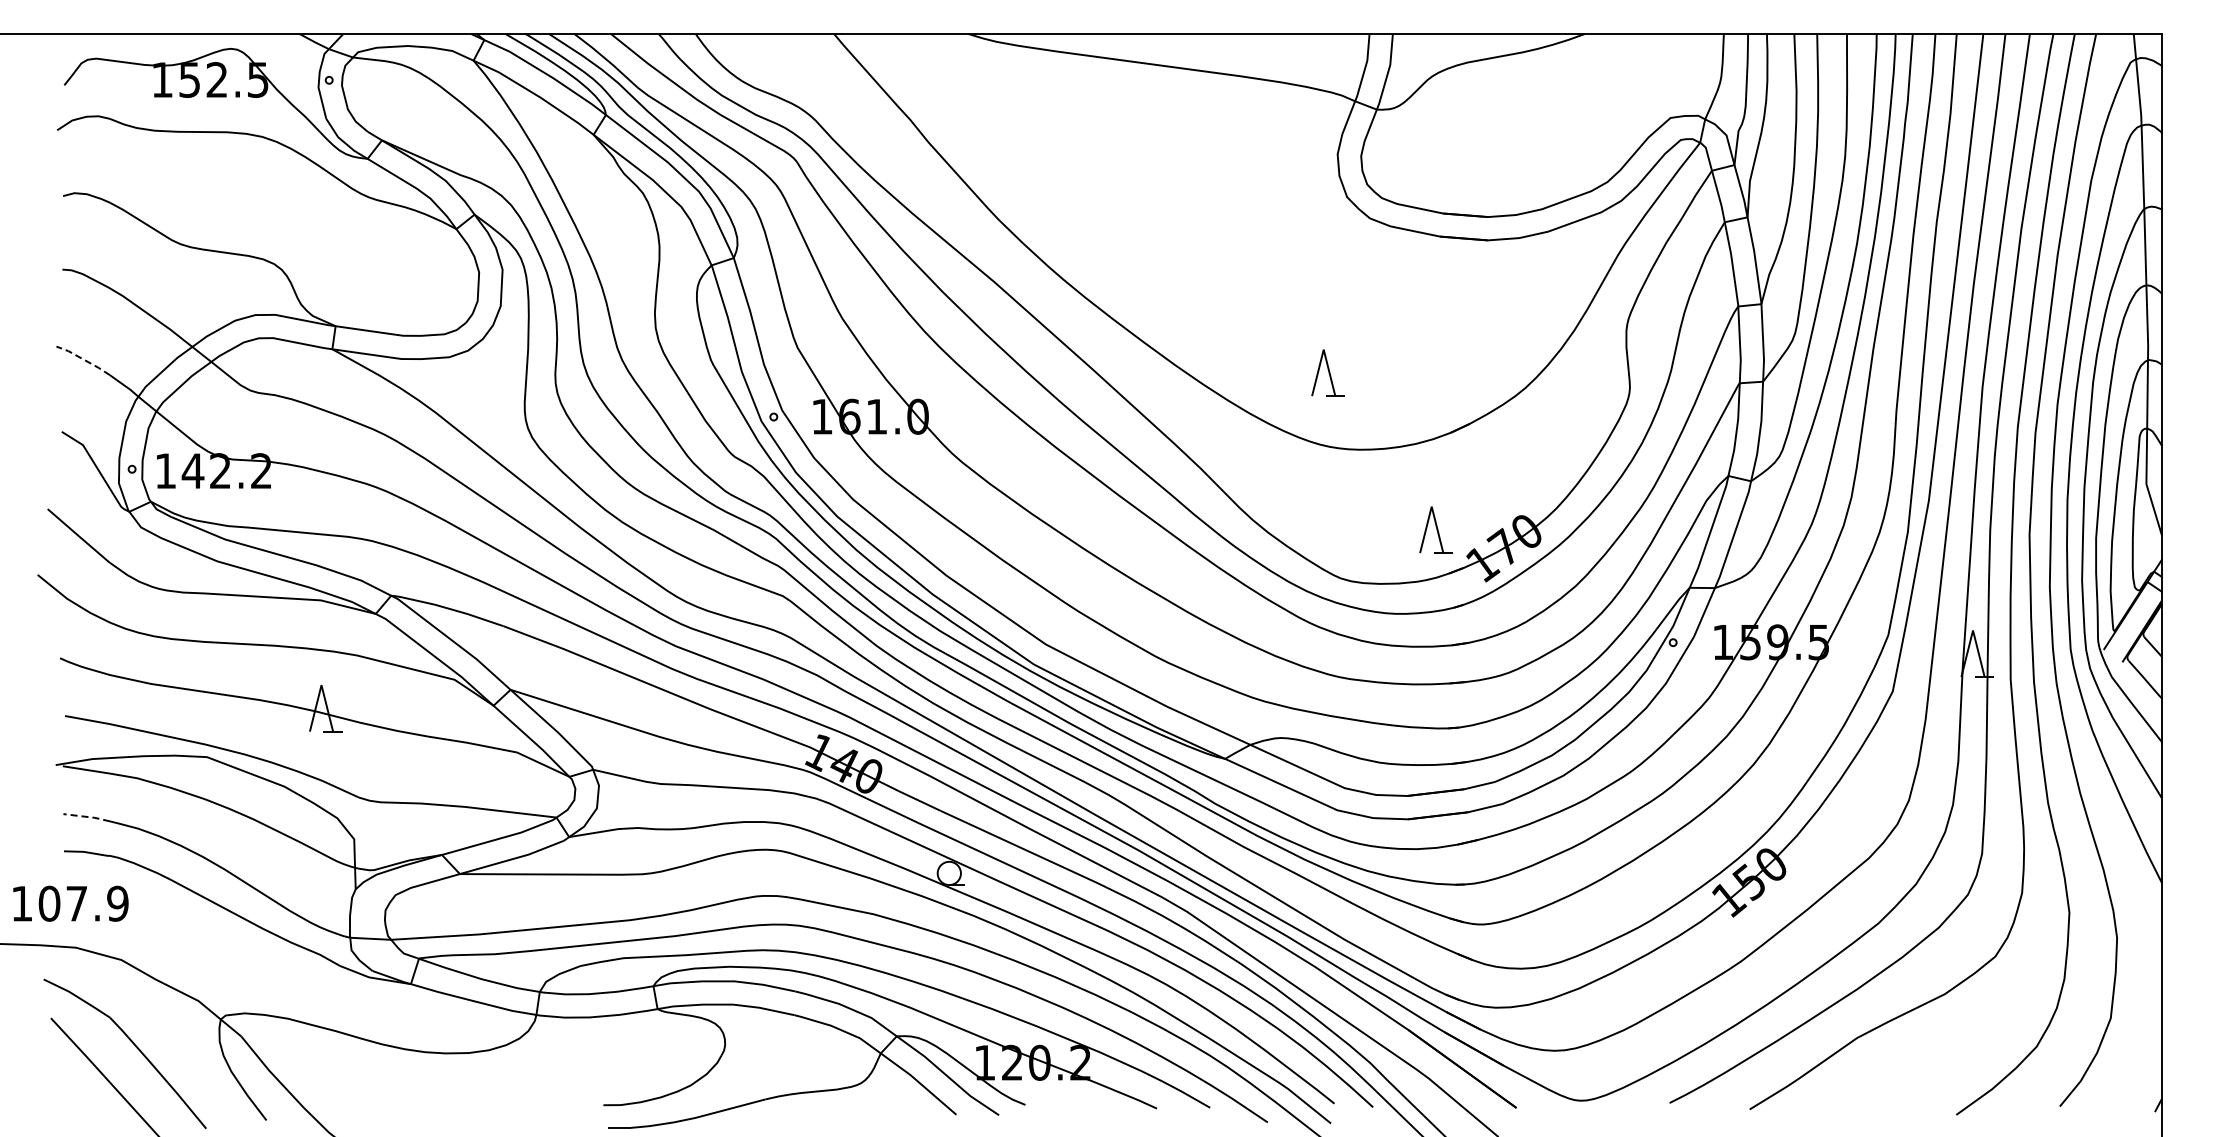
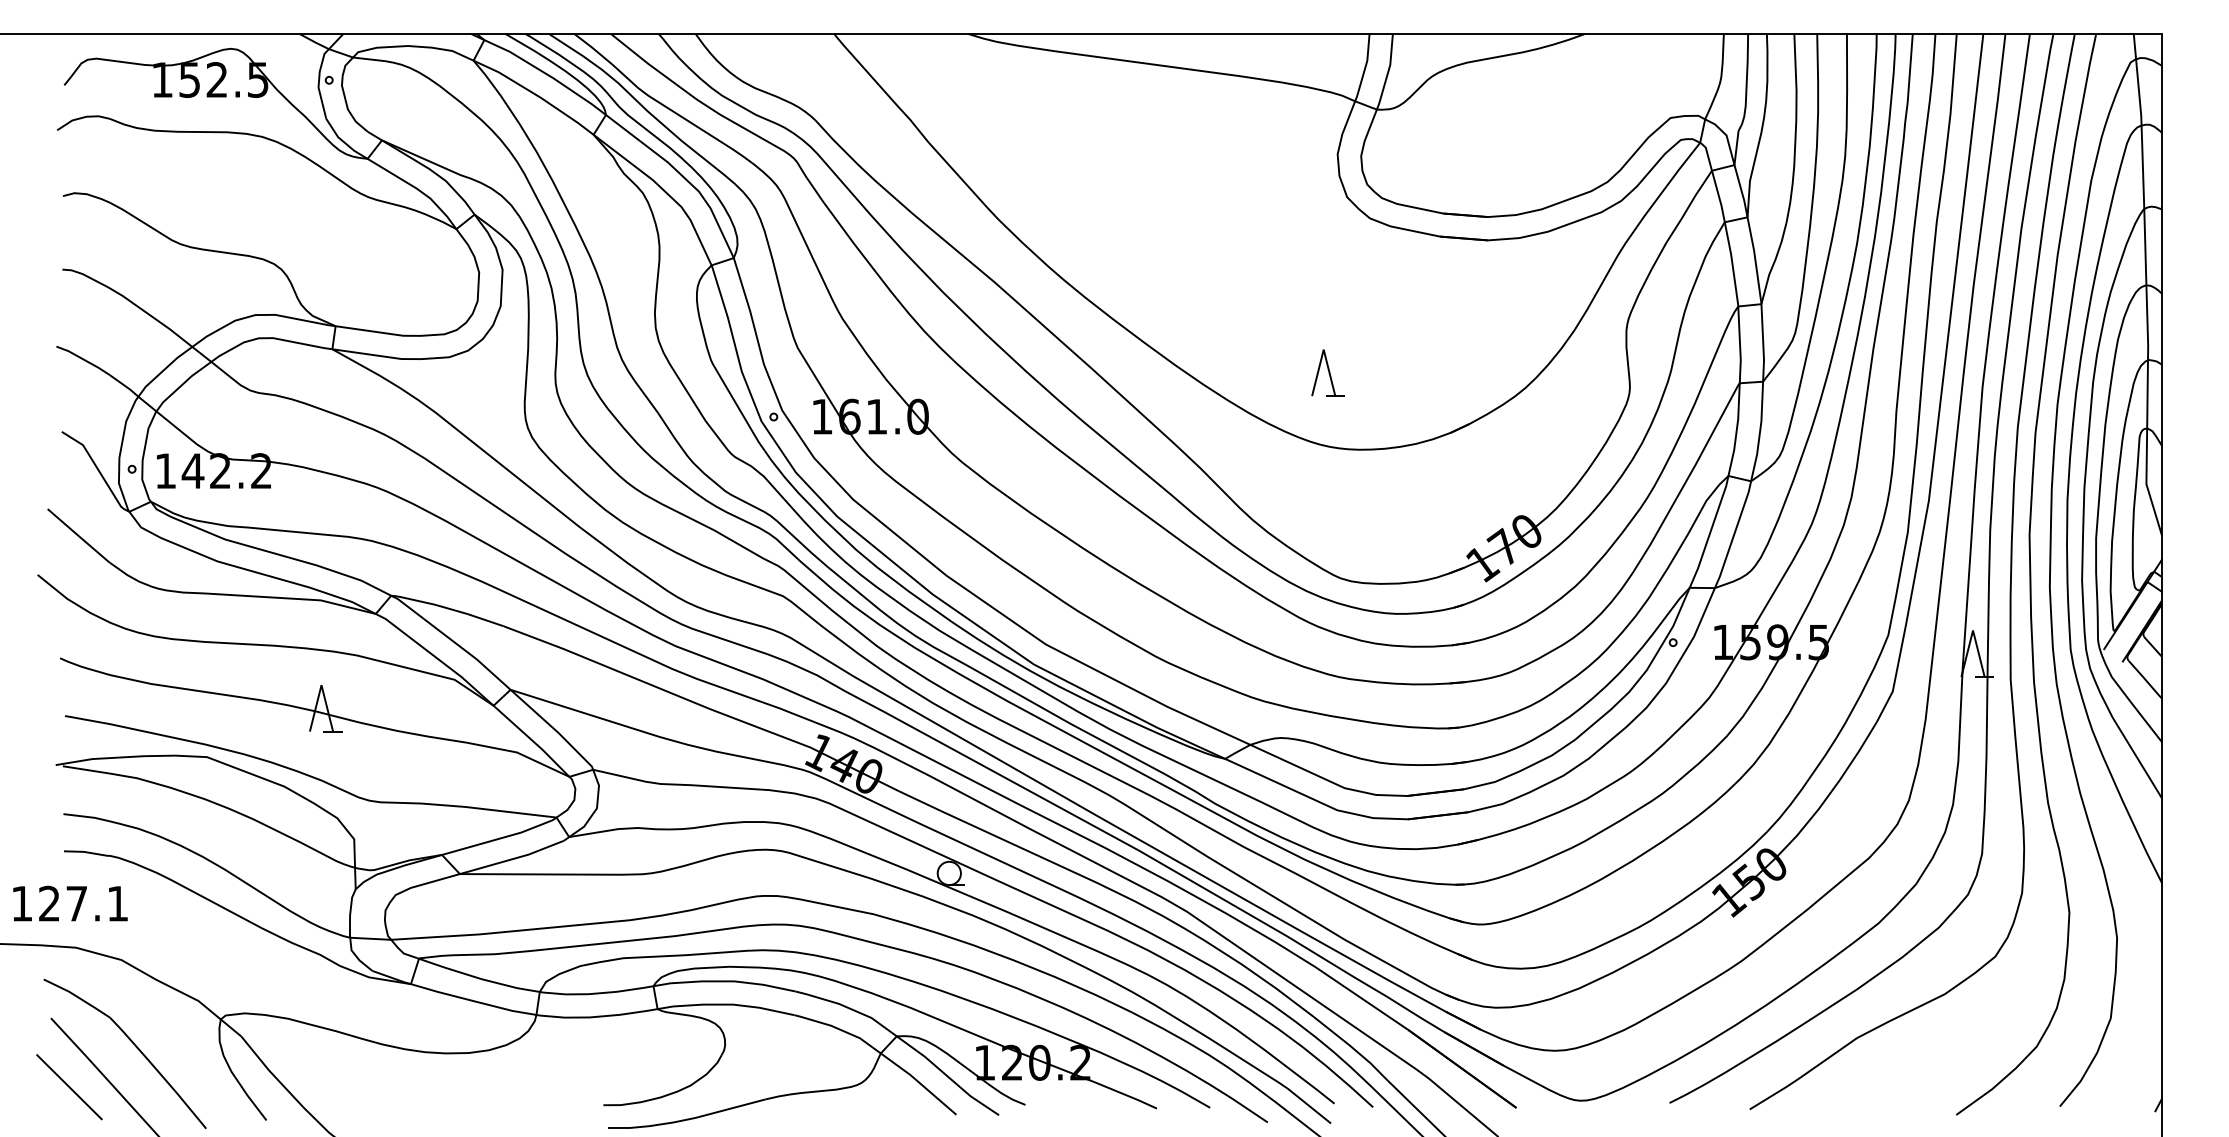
line: dashed -> solid (83, 359)
part: present -> none (1435, 529)
line: dashed -> solid (86, 816)
text: 107.9 -> 127.1 (83, 903)
line: none -> present (69, 1087)
